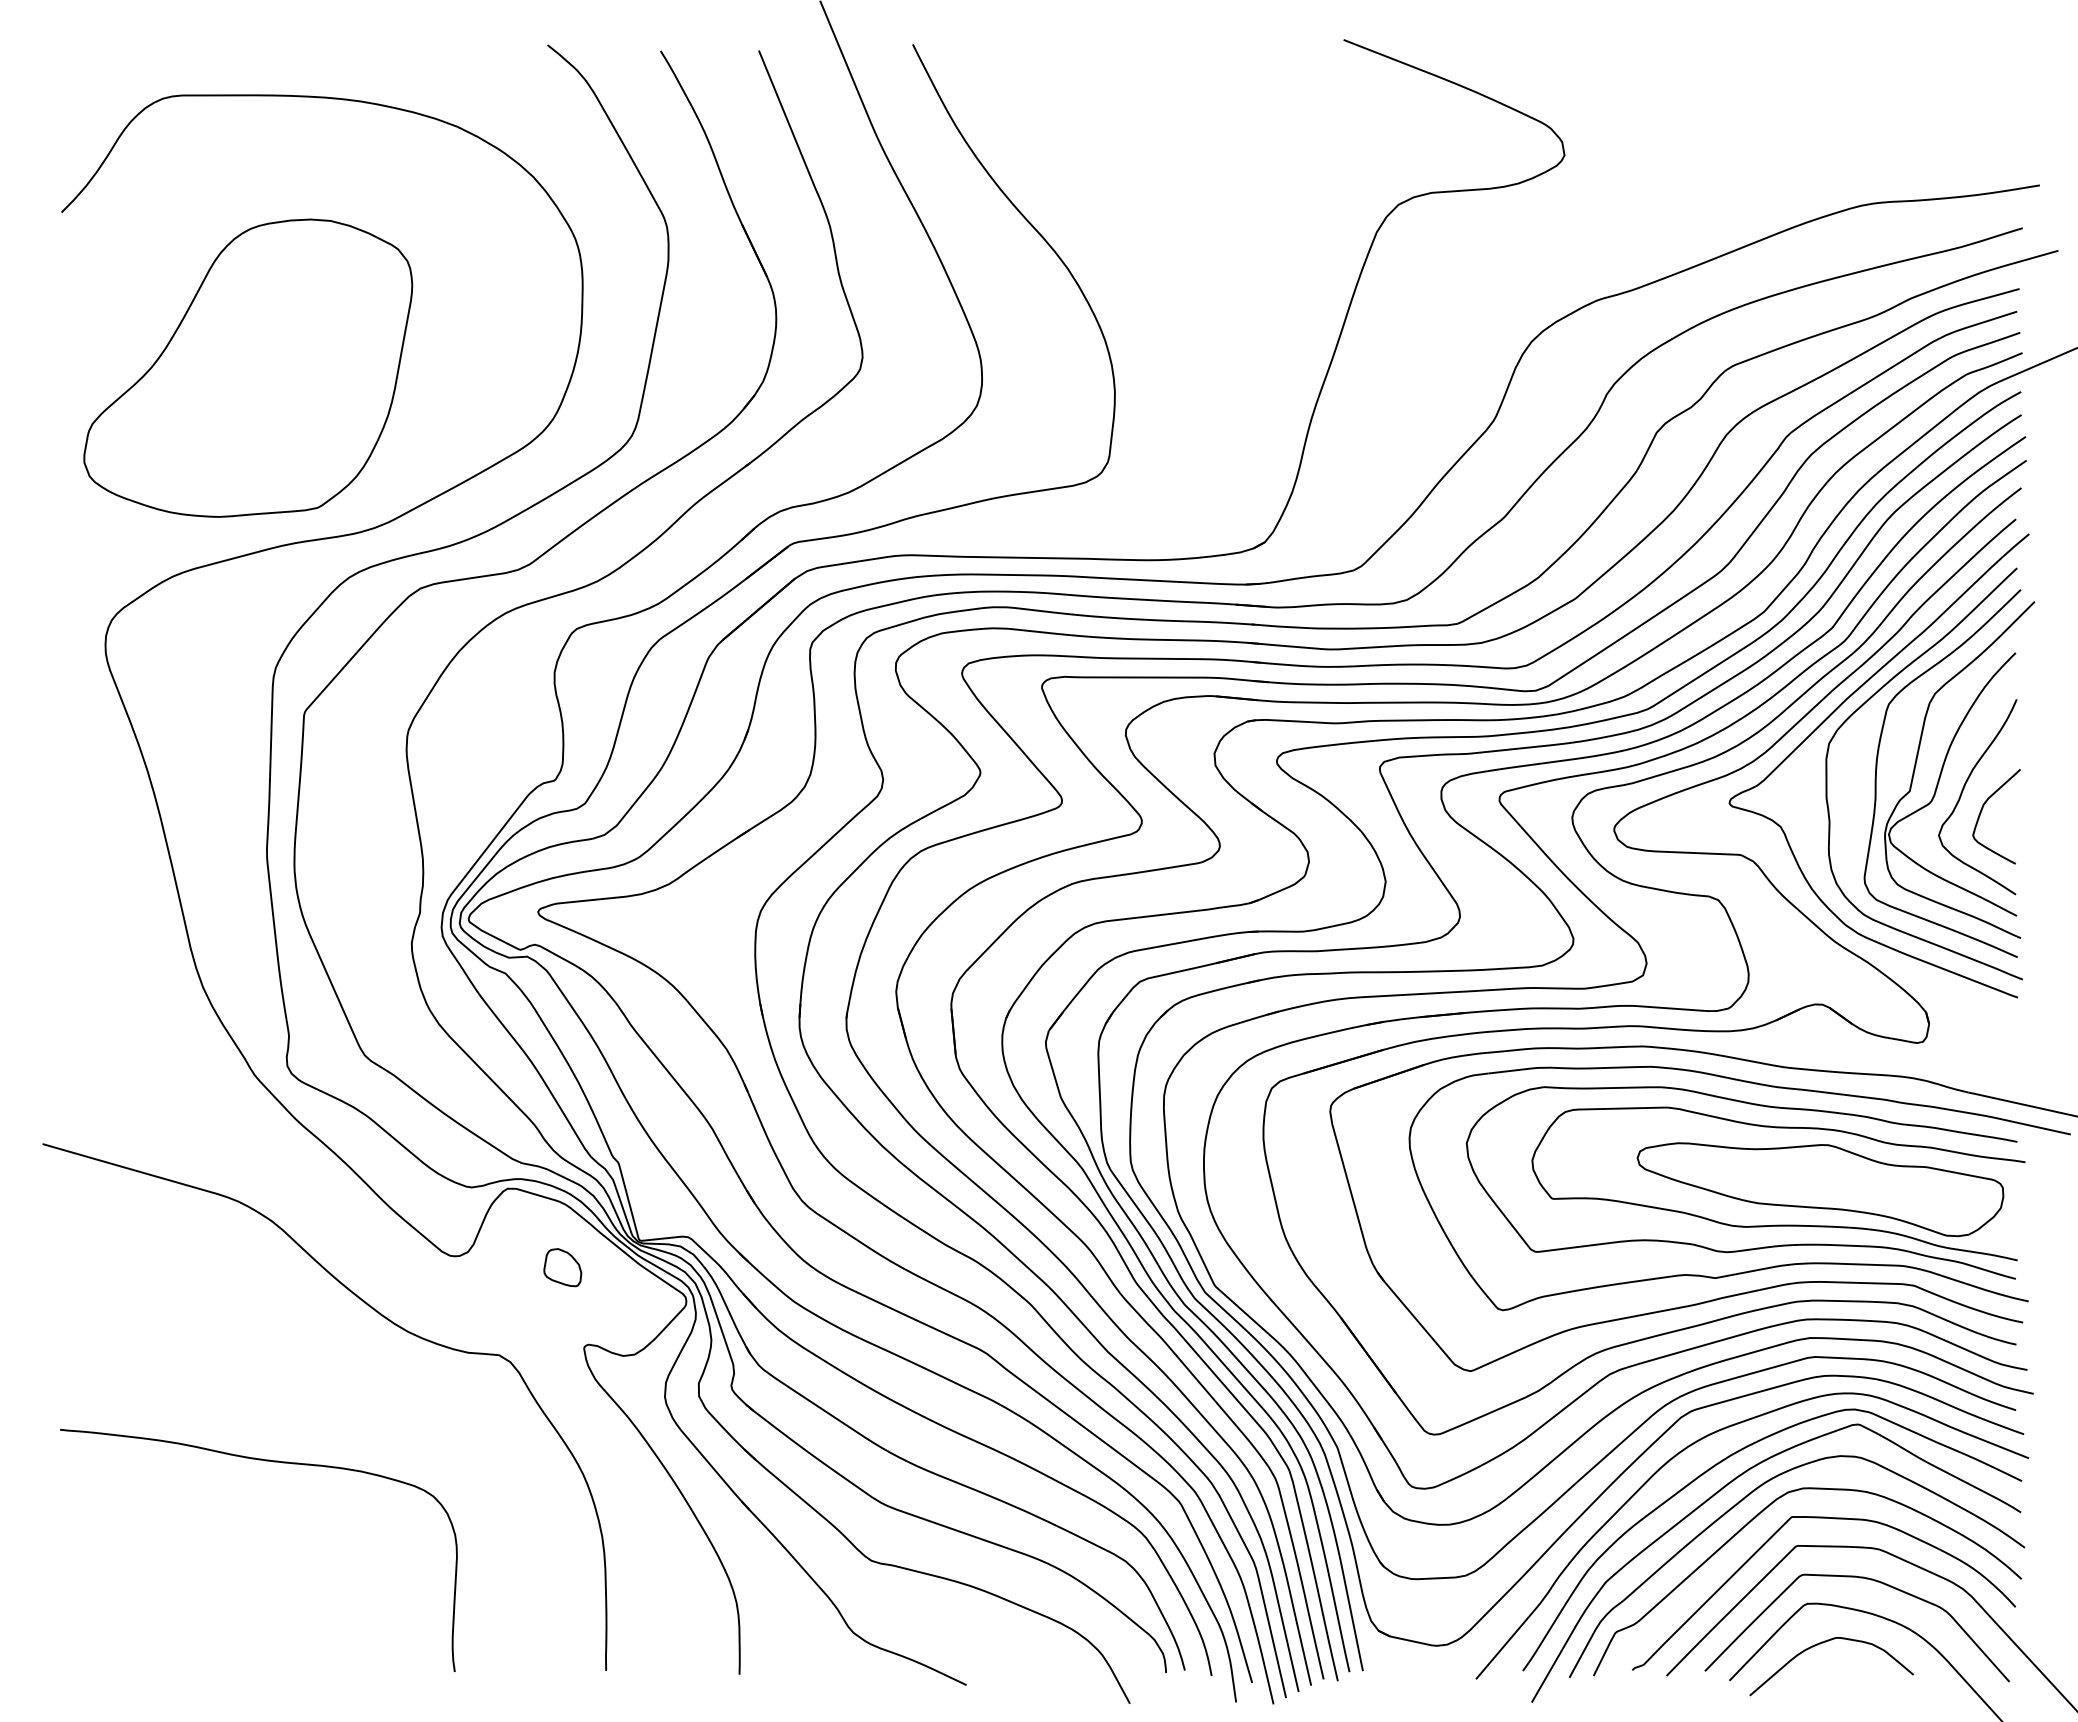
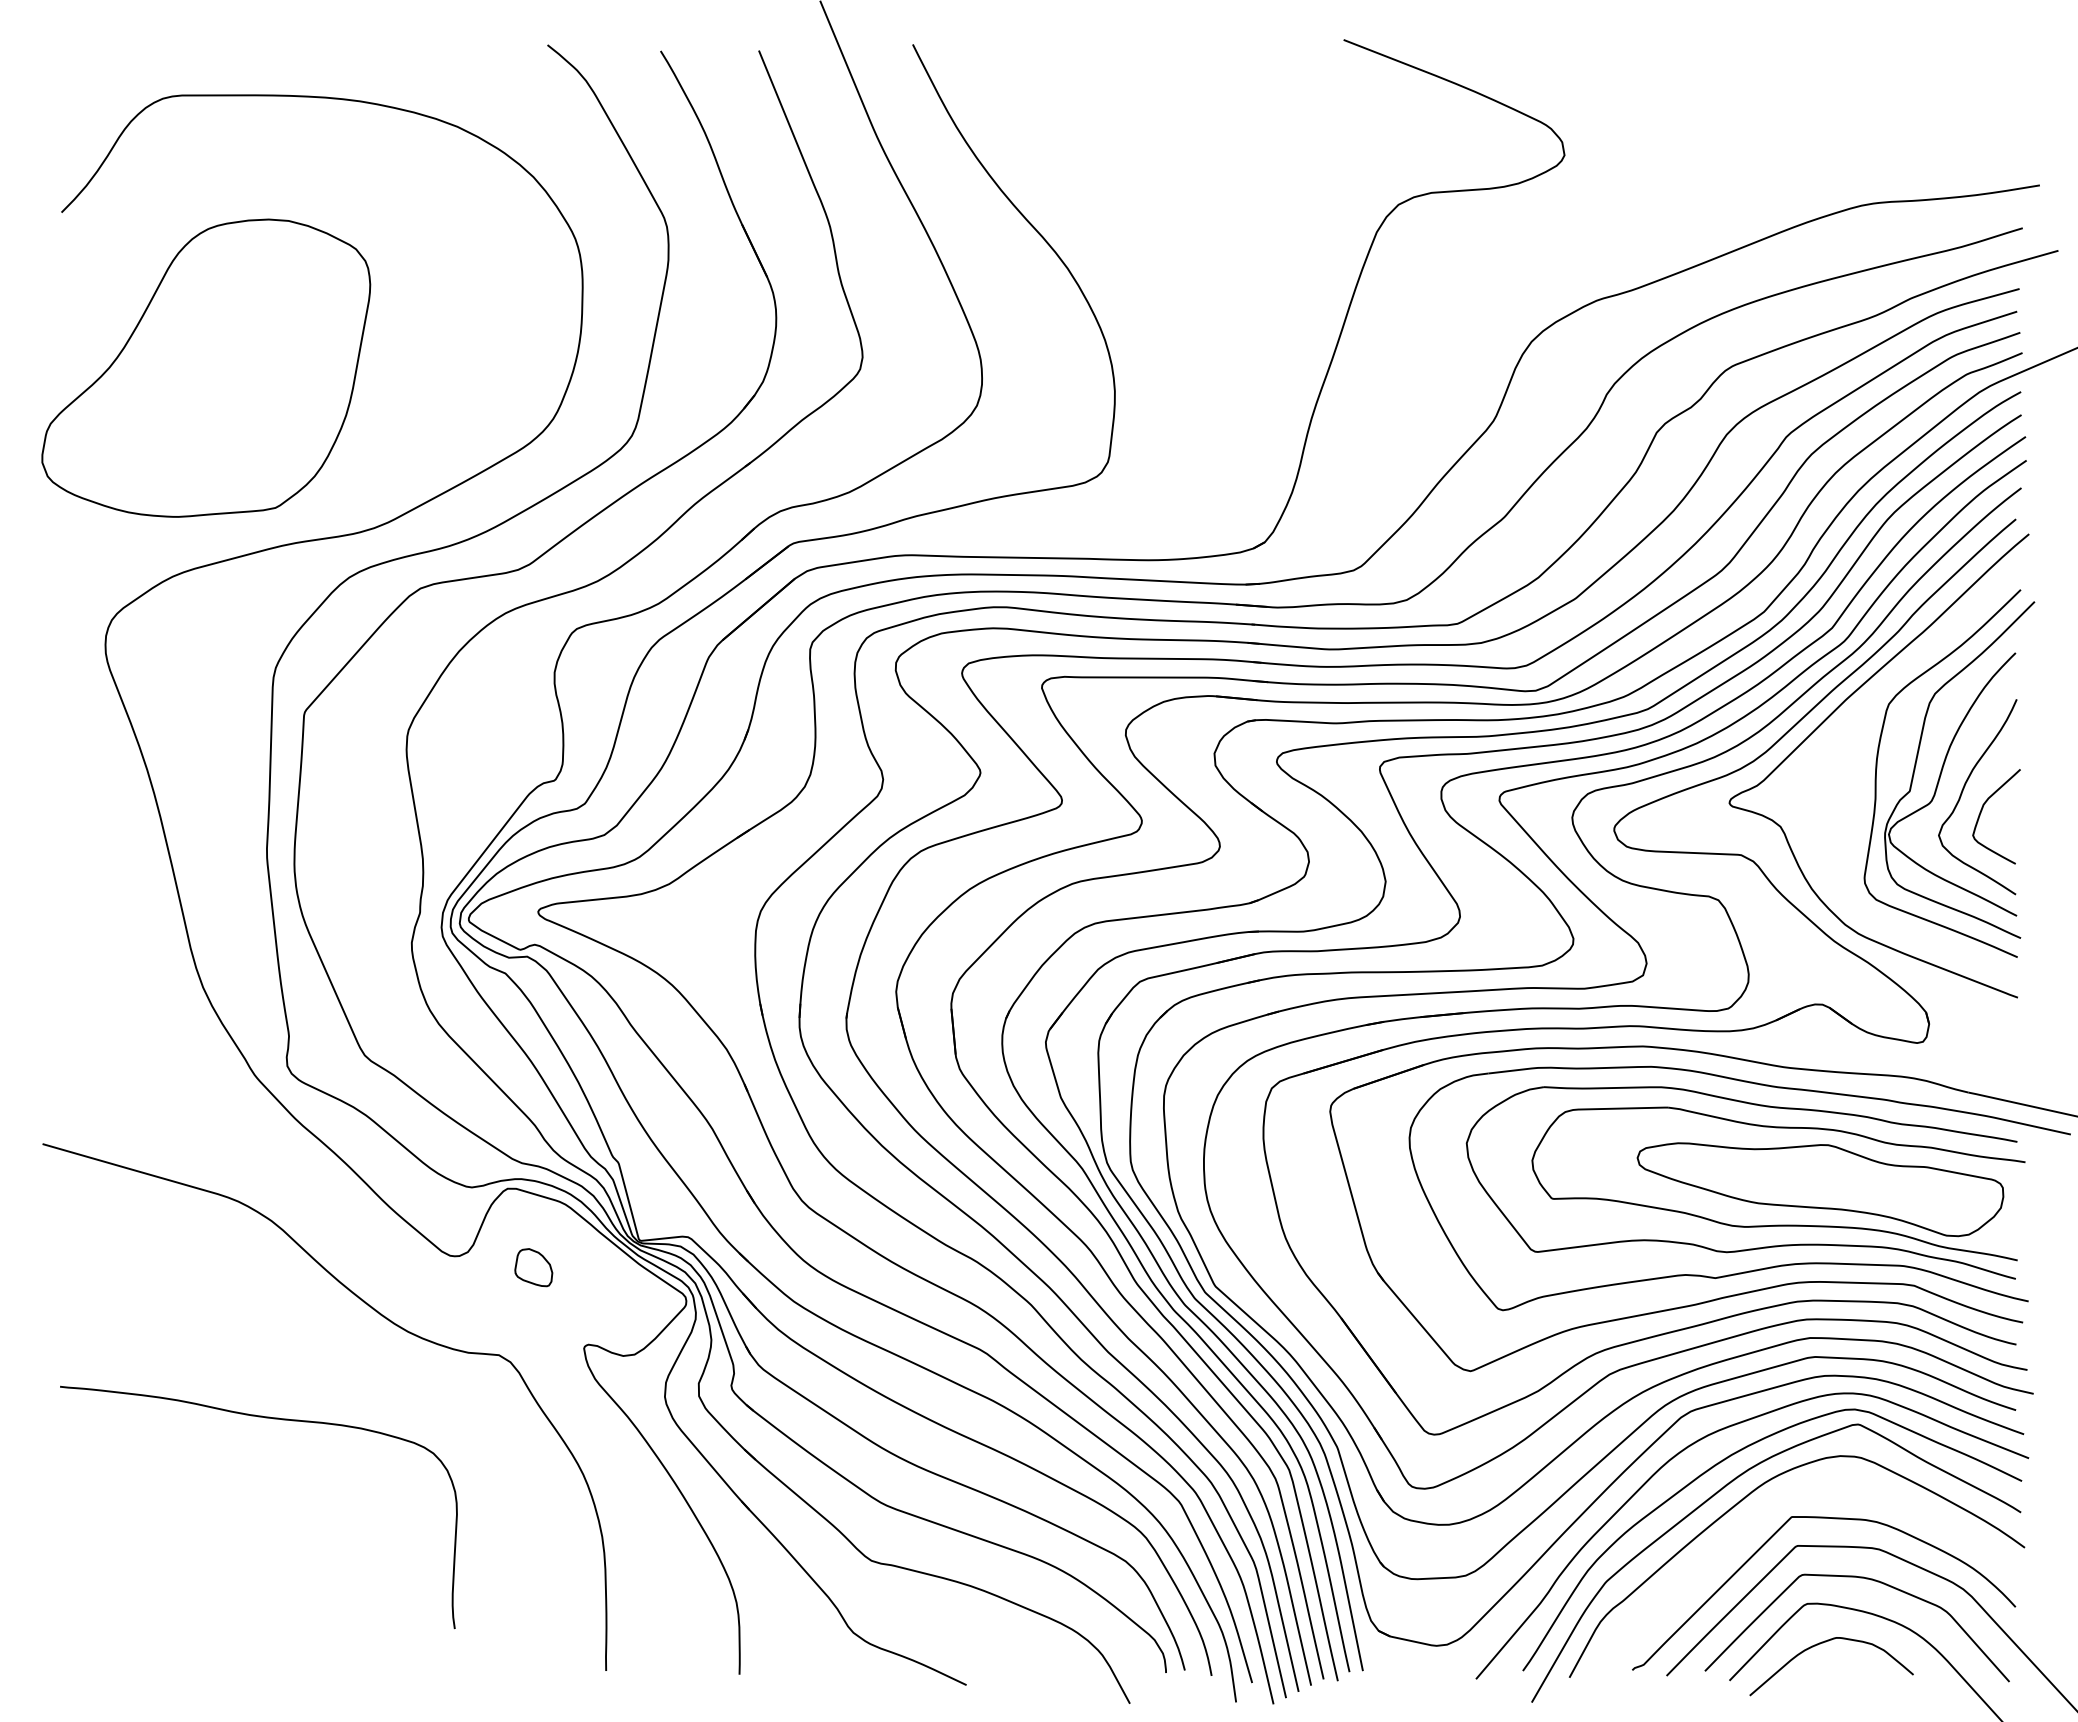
part position: (248, 367) -> (206, 367) (206, 367)
curve: present -> none (1859, 709)
part position: (562, 1267) -> (533, 1267) (533, 1267)
curve position: (273, 1462) -> (273, 1419) (273, 1419)
curve: present -> none (1754, 1519)
